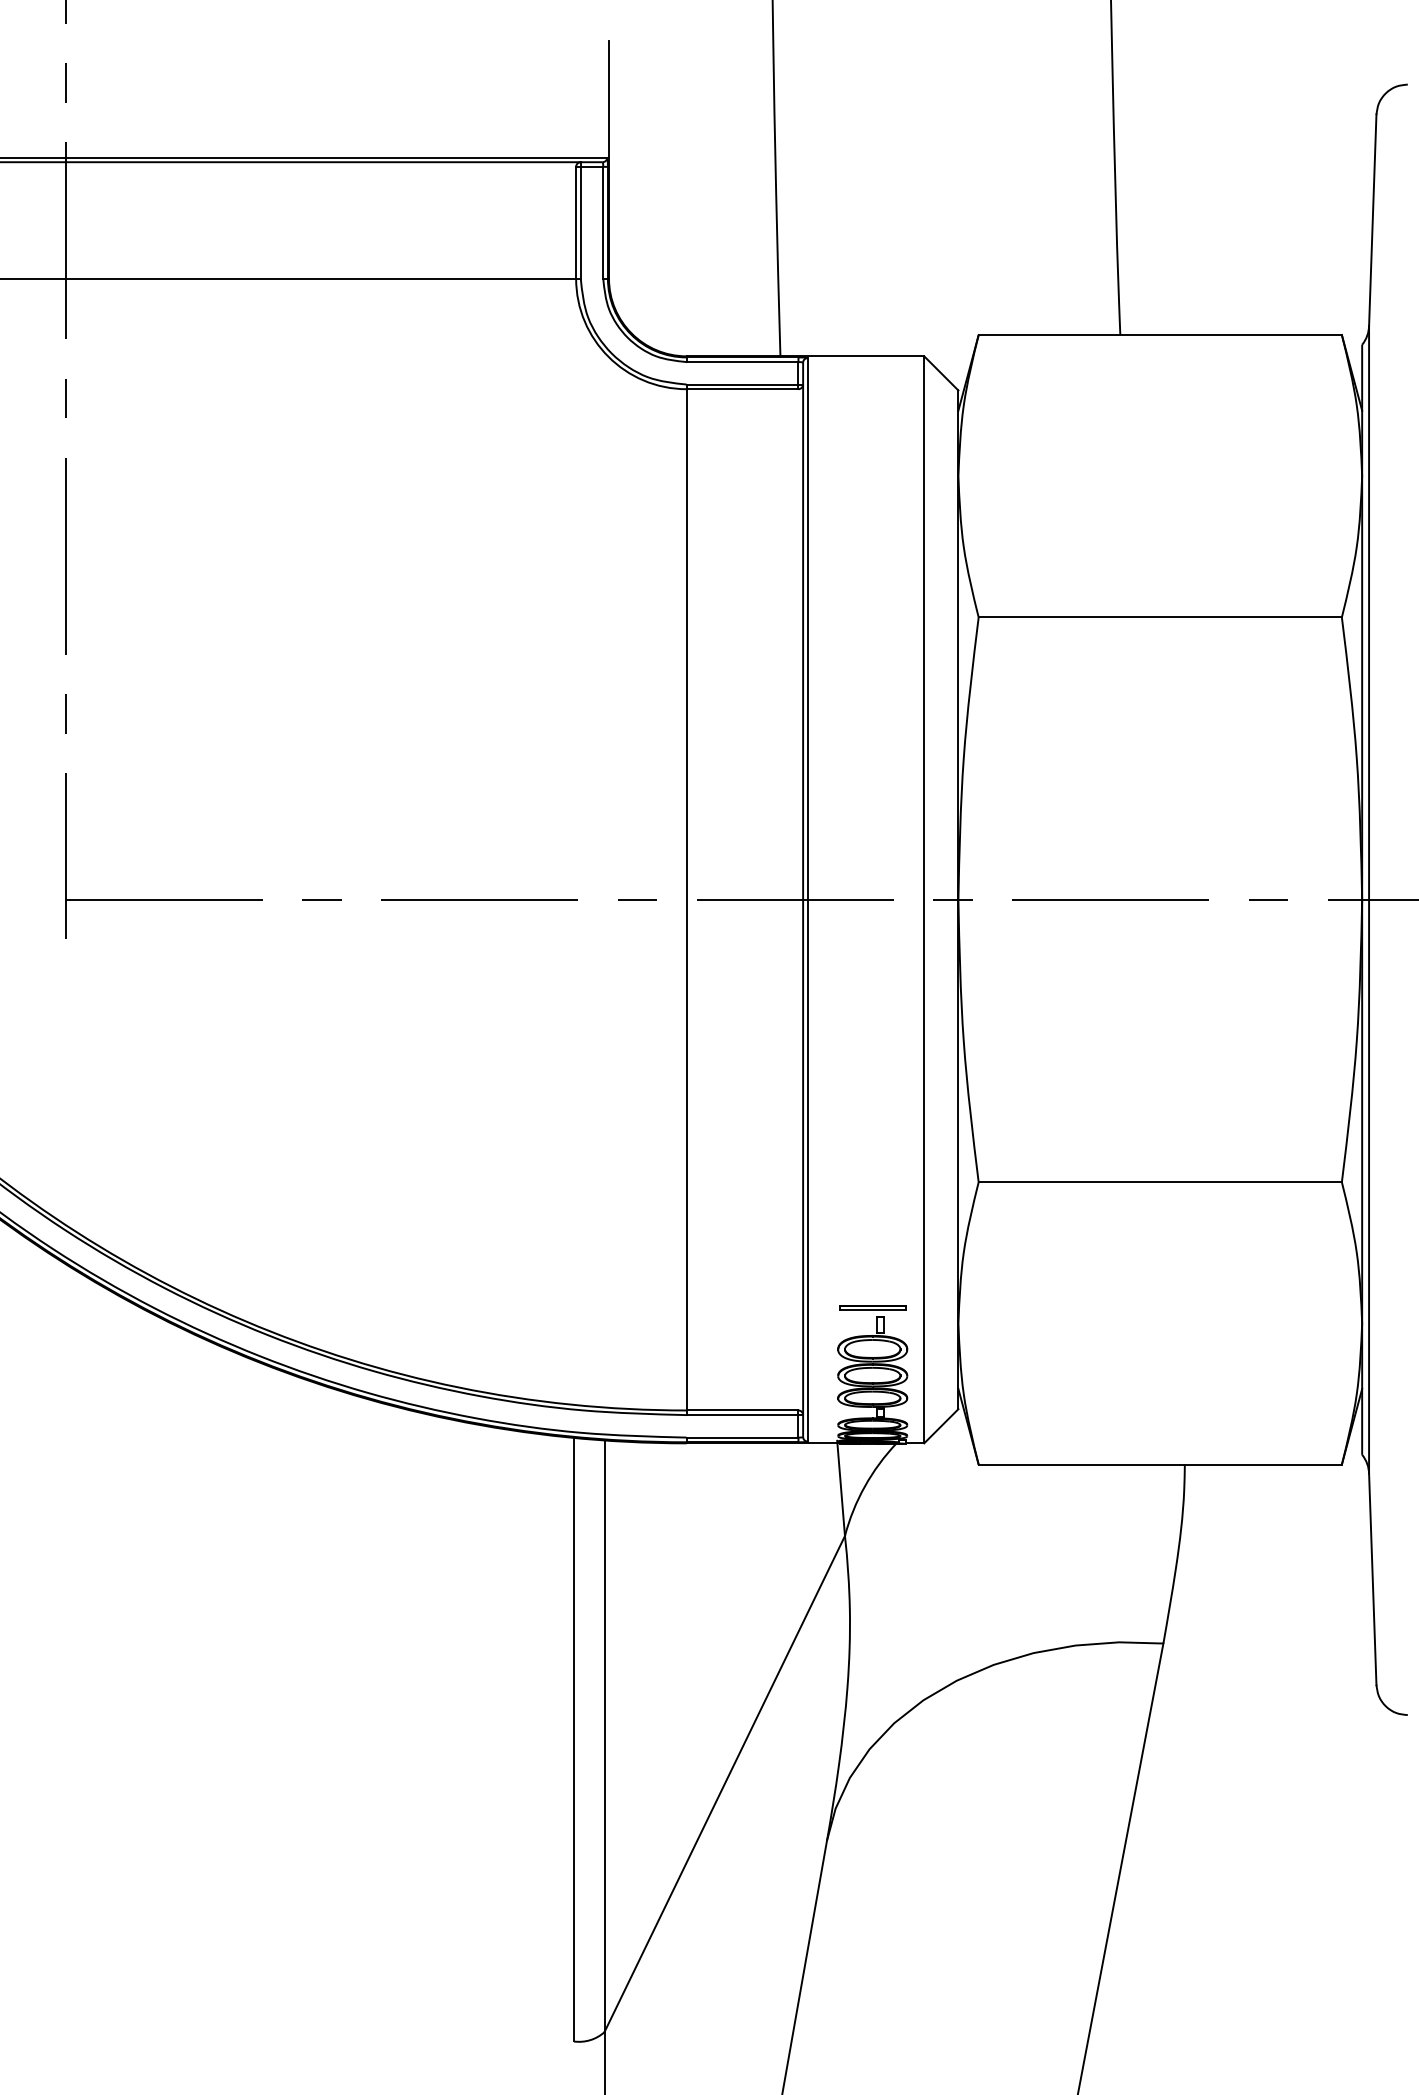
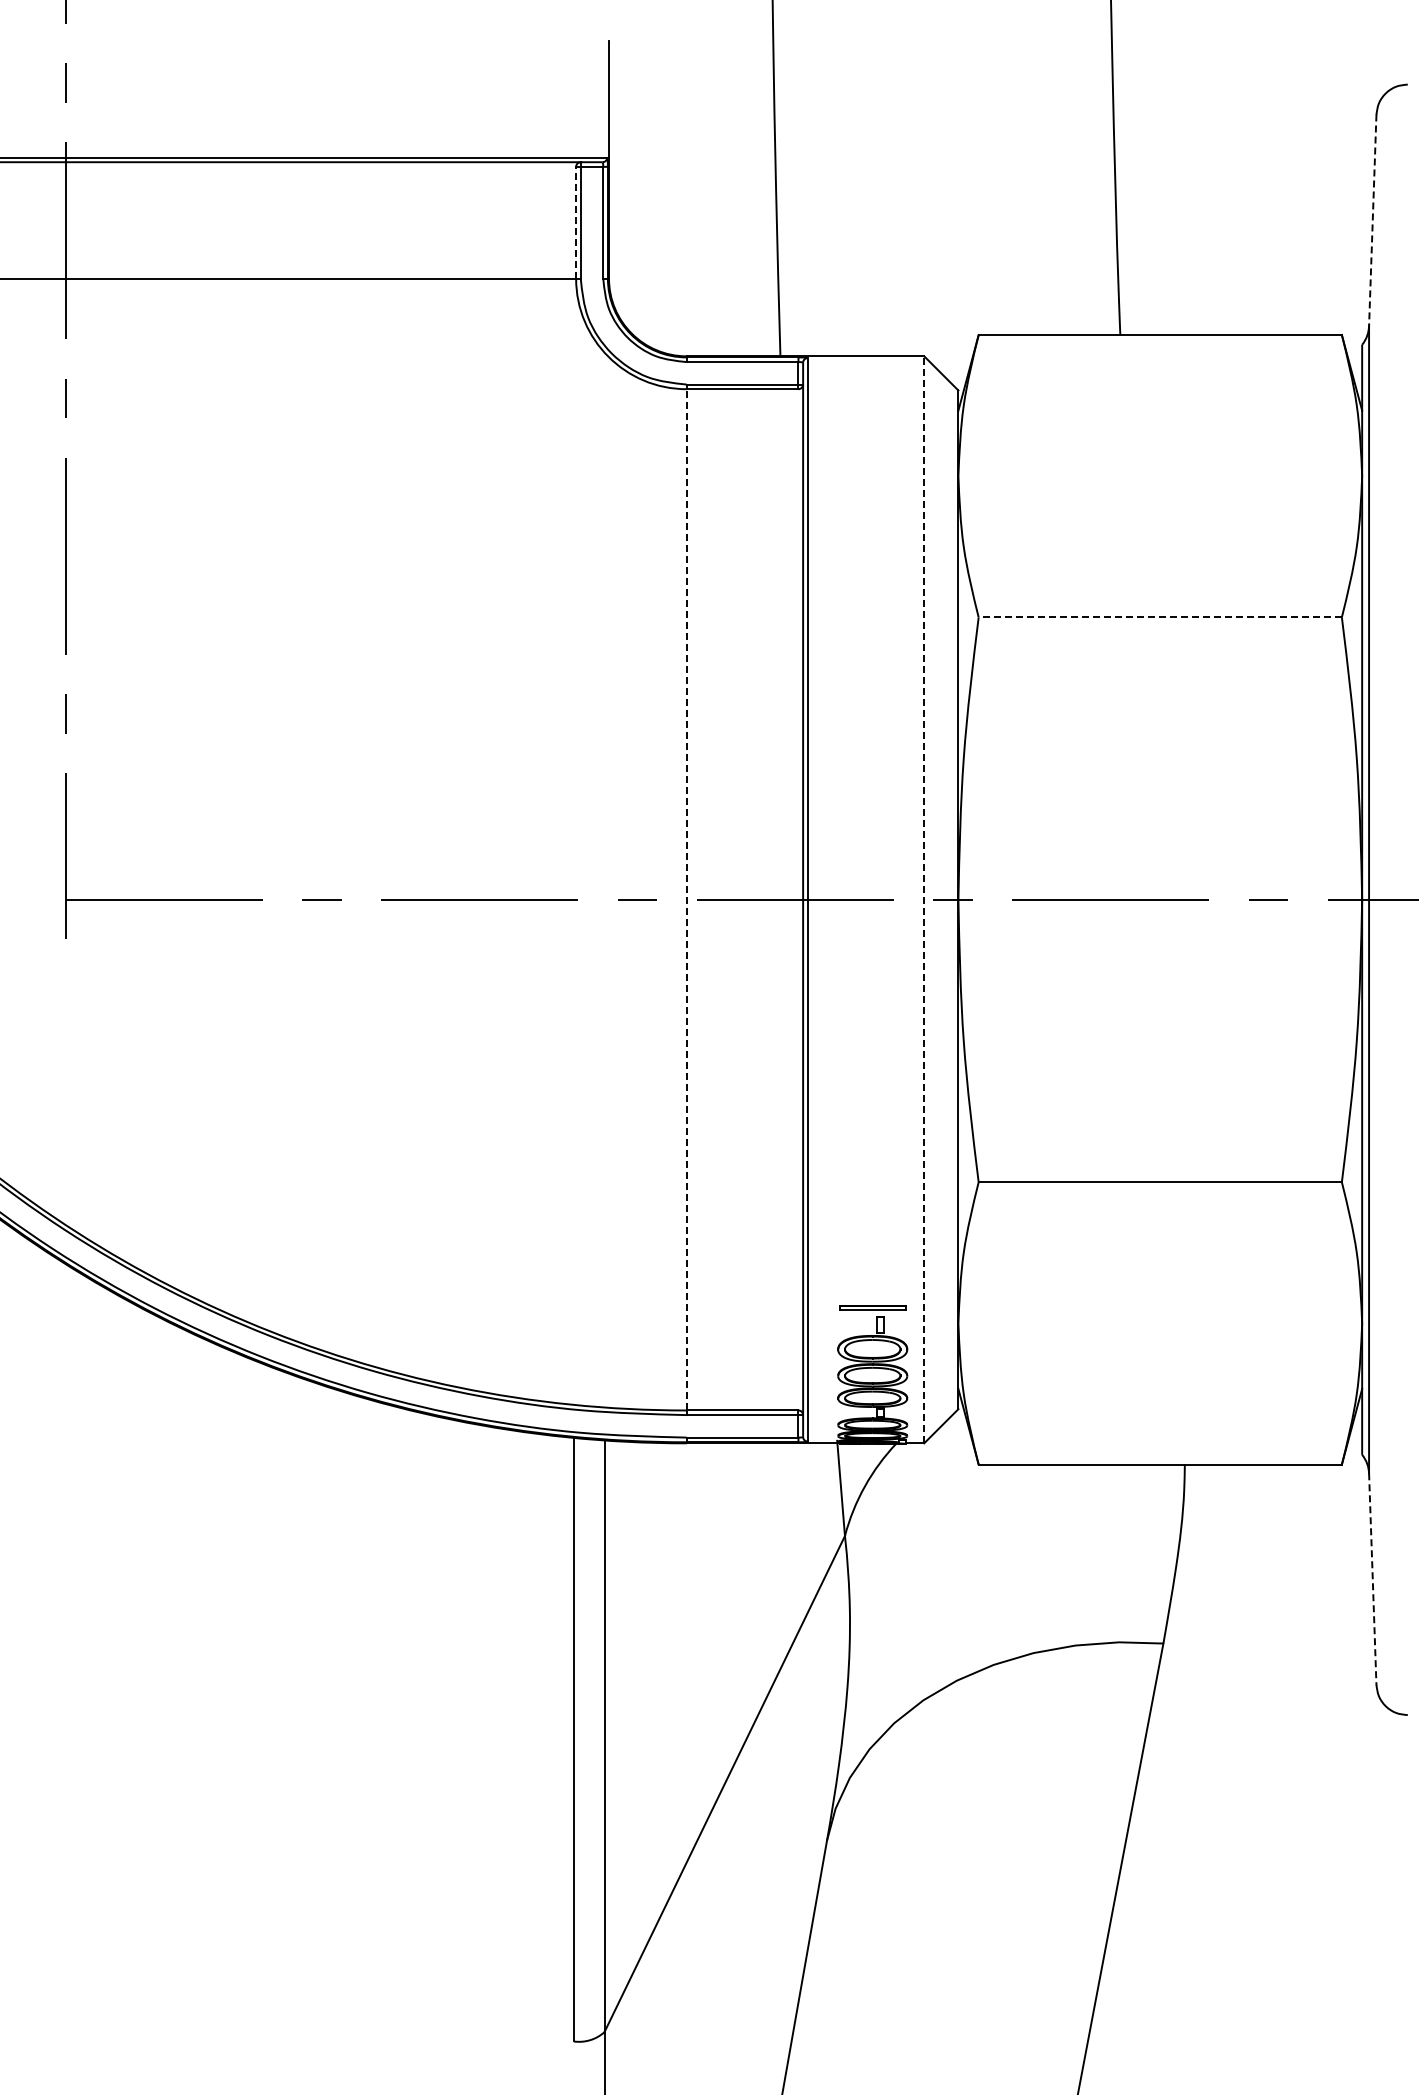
line: solid -> dashed (1372, 220)
line: solid -> dashed (576, 222)
line: solid -> dashed (1160, 617)
line: solid -> dashed (686, 899)
line: solid -> dashed (924, 899)
line: solid -> dashed (1372, 1579)
